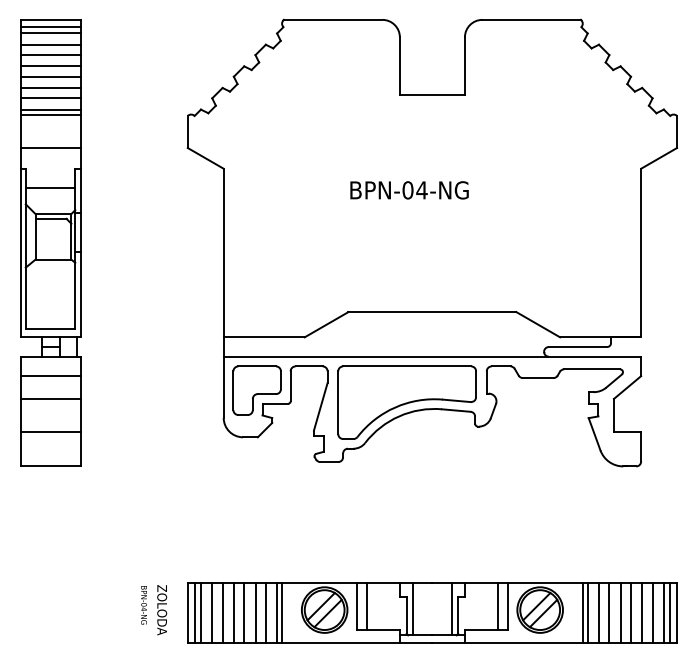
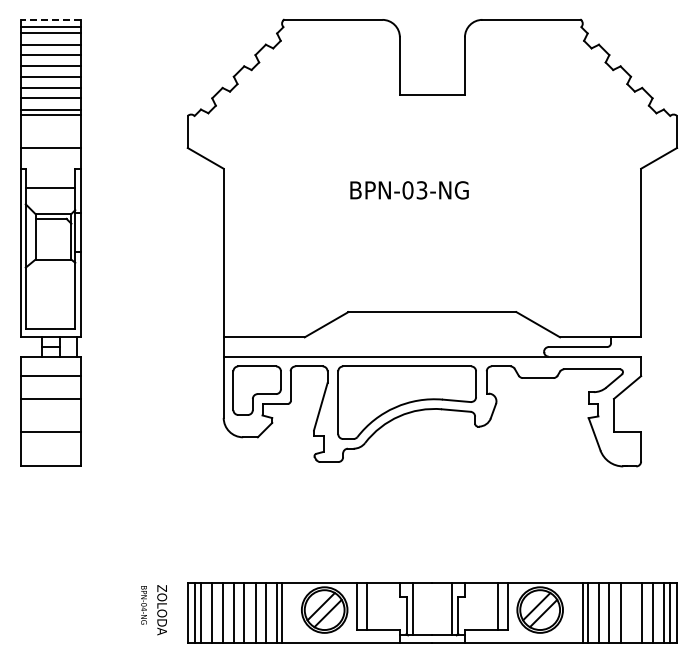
line: solid -> dashed (50, 19)
text: BPN-04-NG -> BPN-03-NG (421, 190)
line: present -> none (630, 612)
